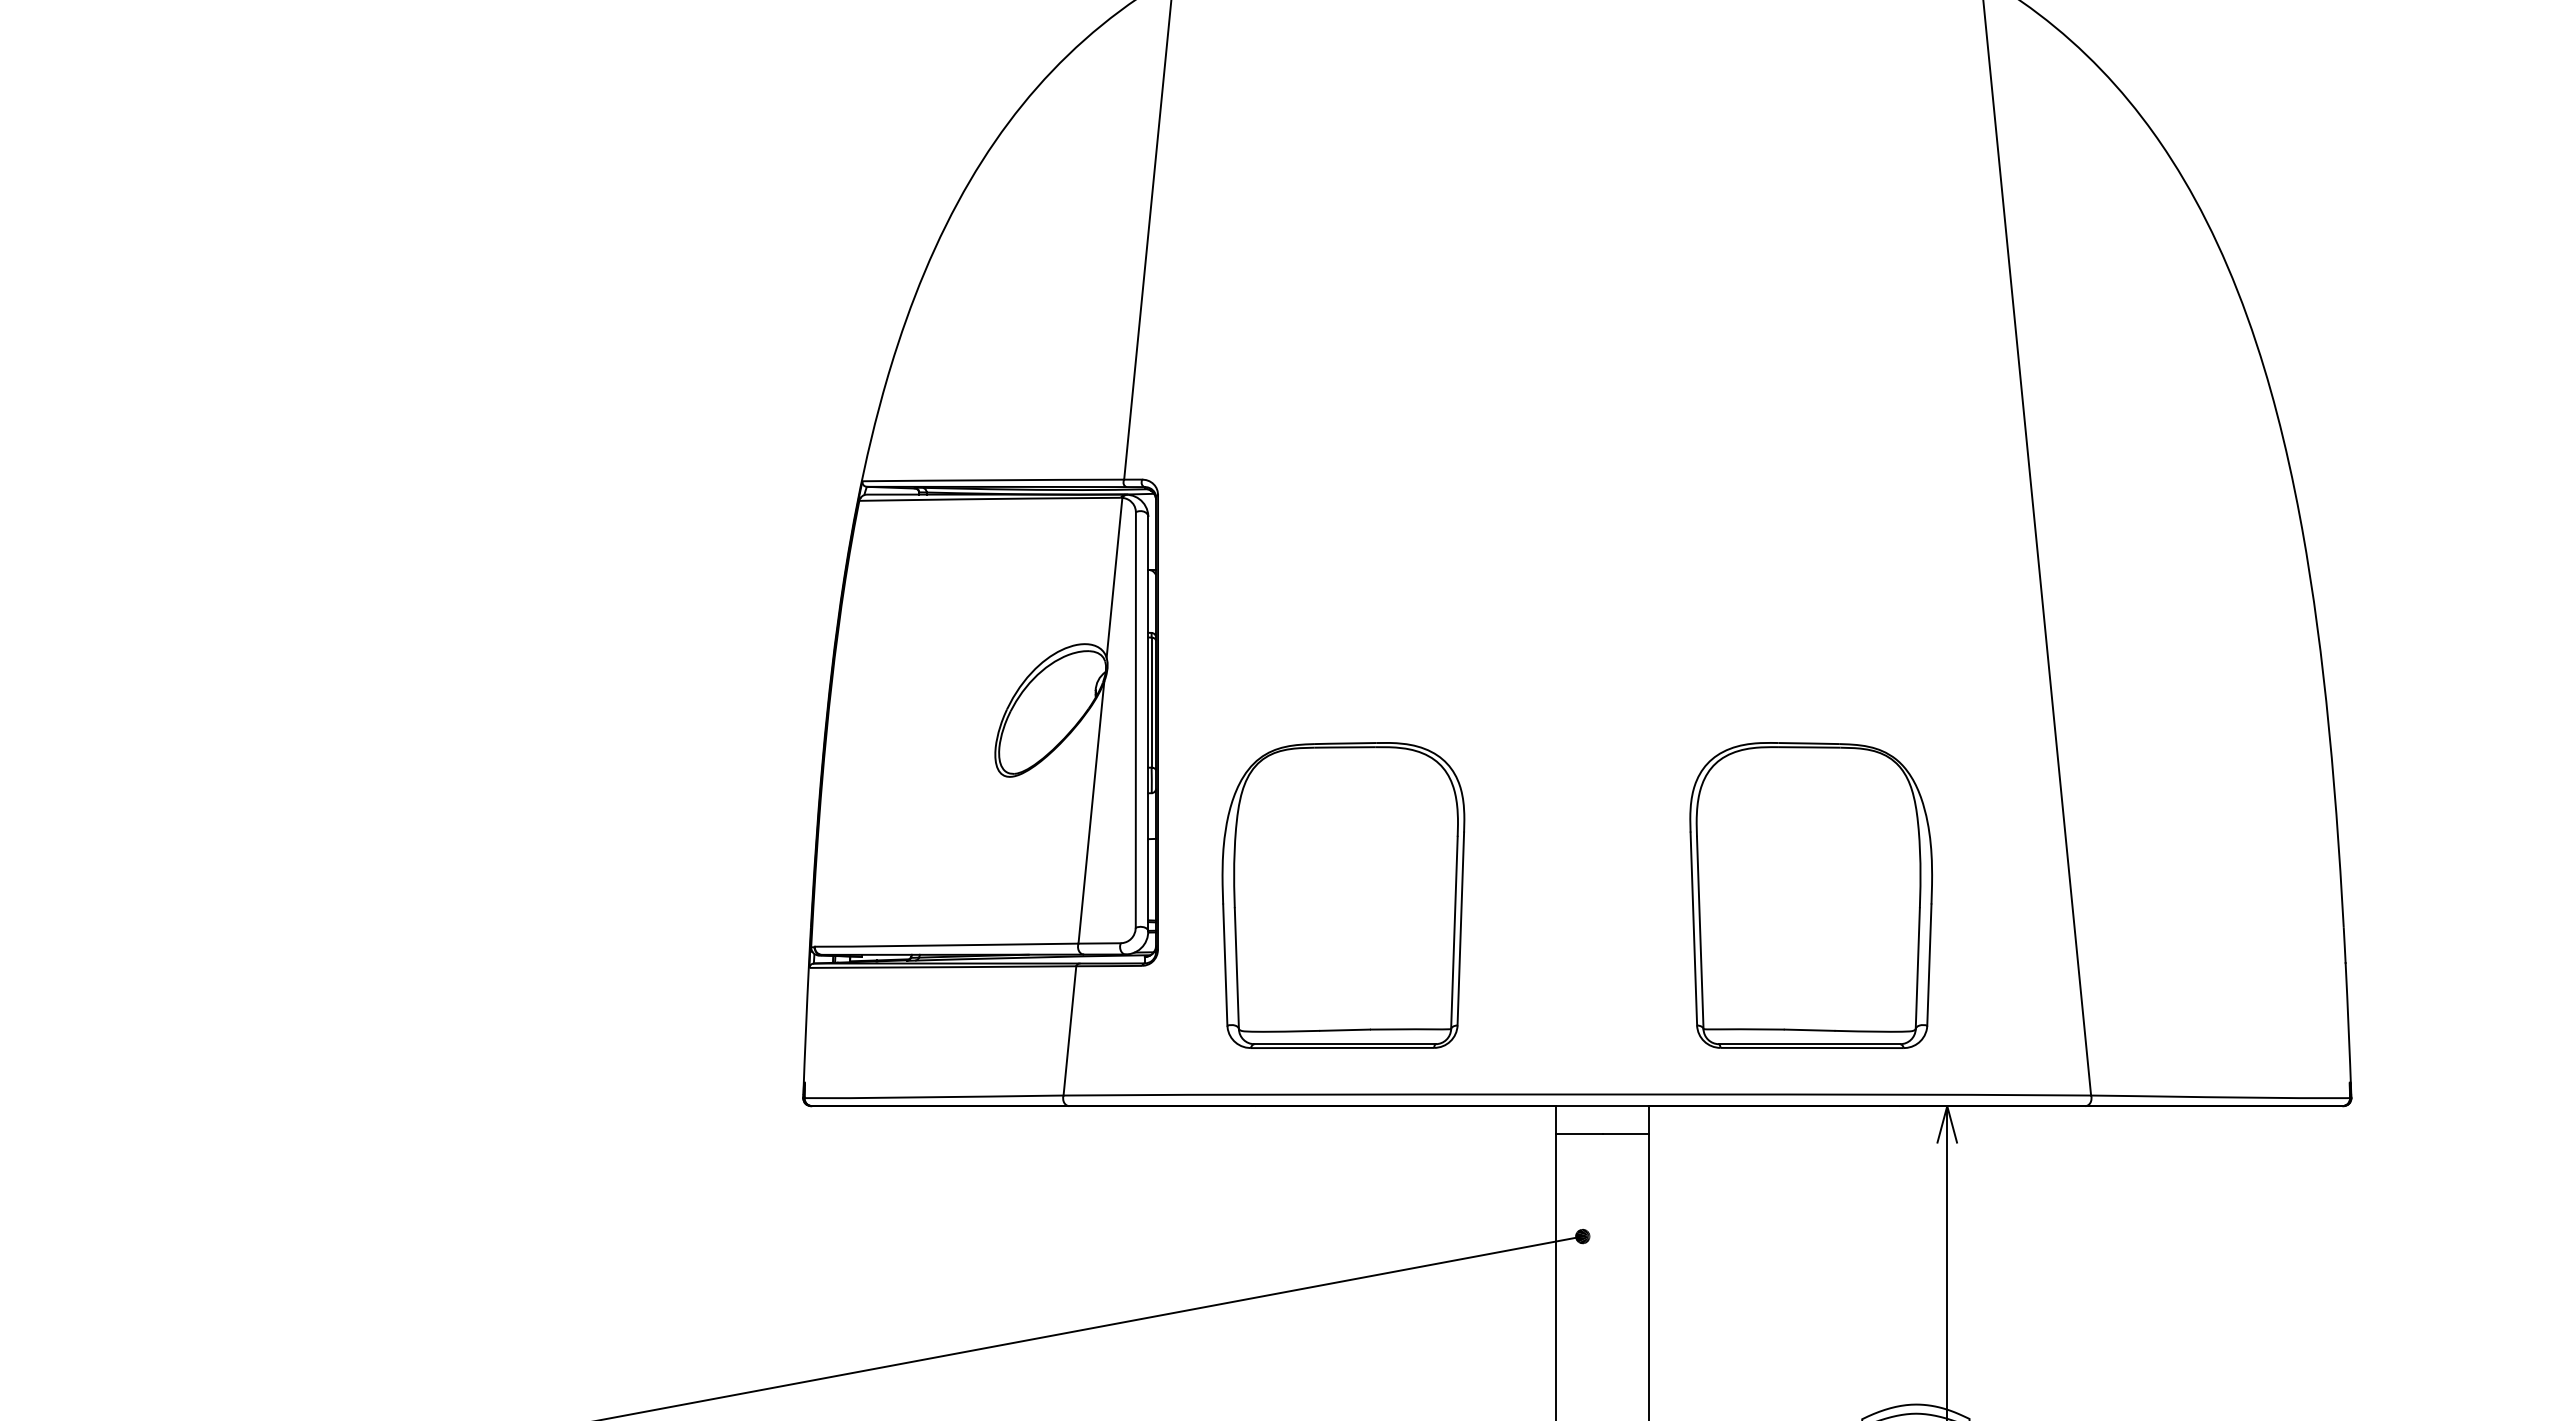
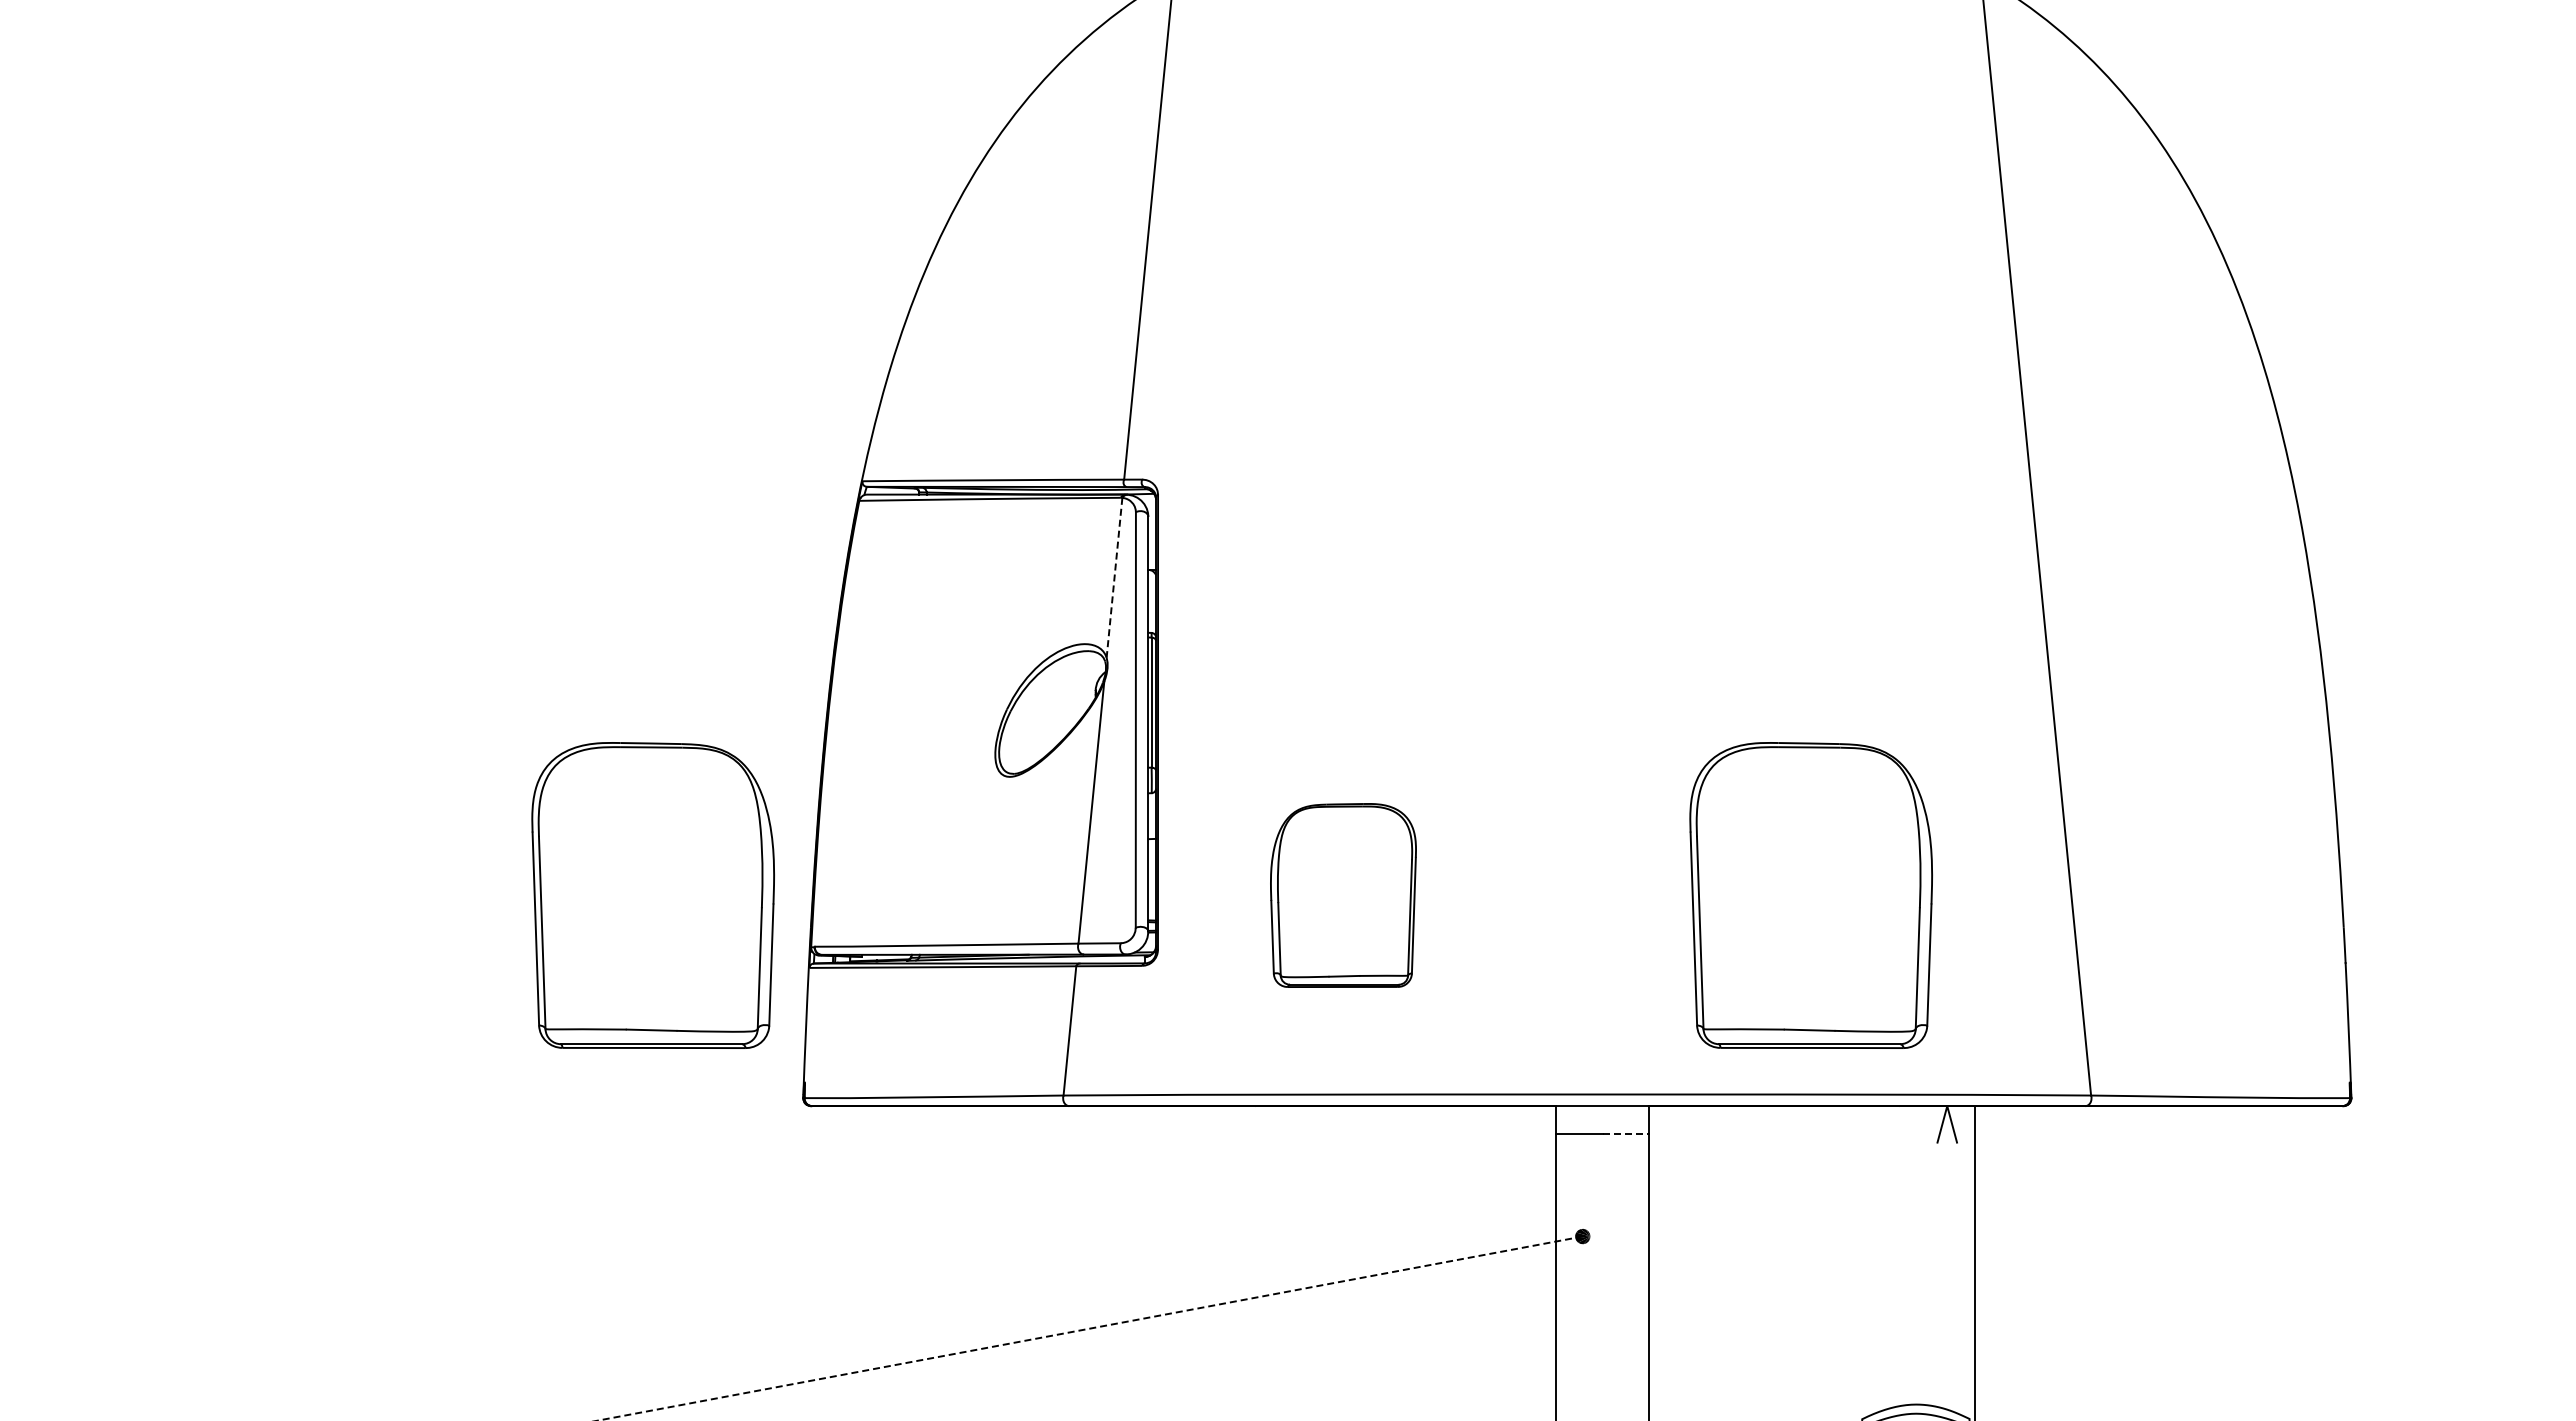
line: solid -> dashed (1114, 578)
part: none -> present (652, 895)
part size: 245x307 px -> 147x185 px (1343, 895)
line: solid -> dashed (1625, 1134)
line position: (1947, 1261) -> (1975, 1261) (1975, 1261)
line: solid -> dashed (1089, 1328)
